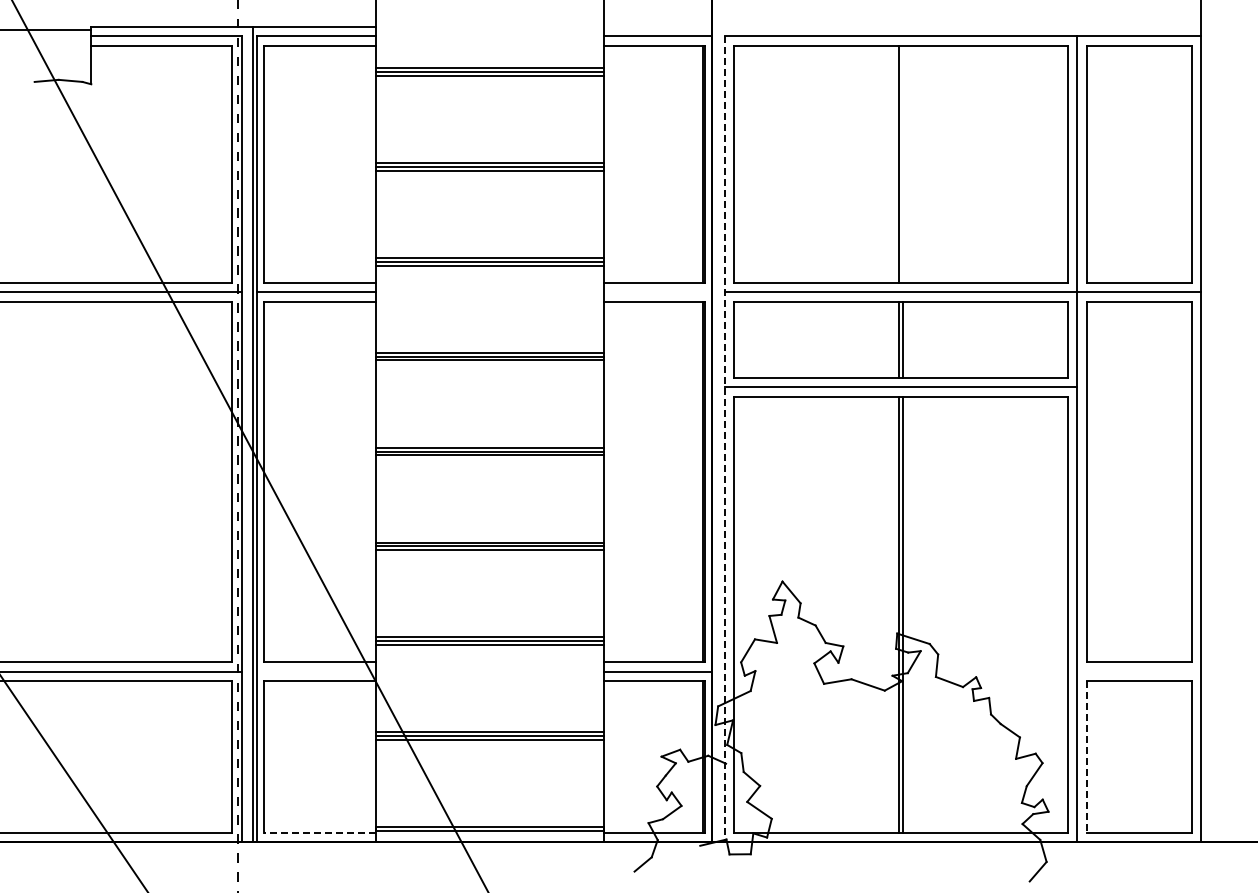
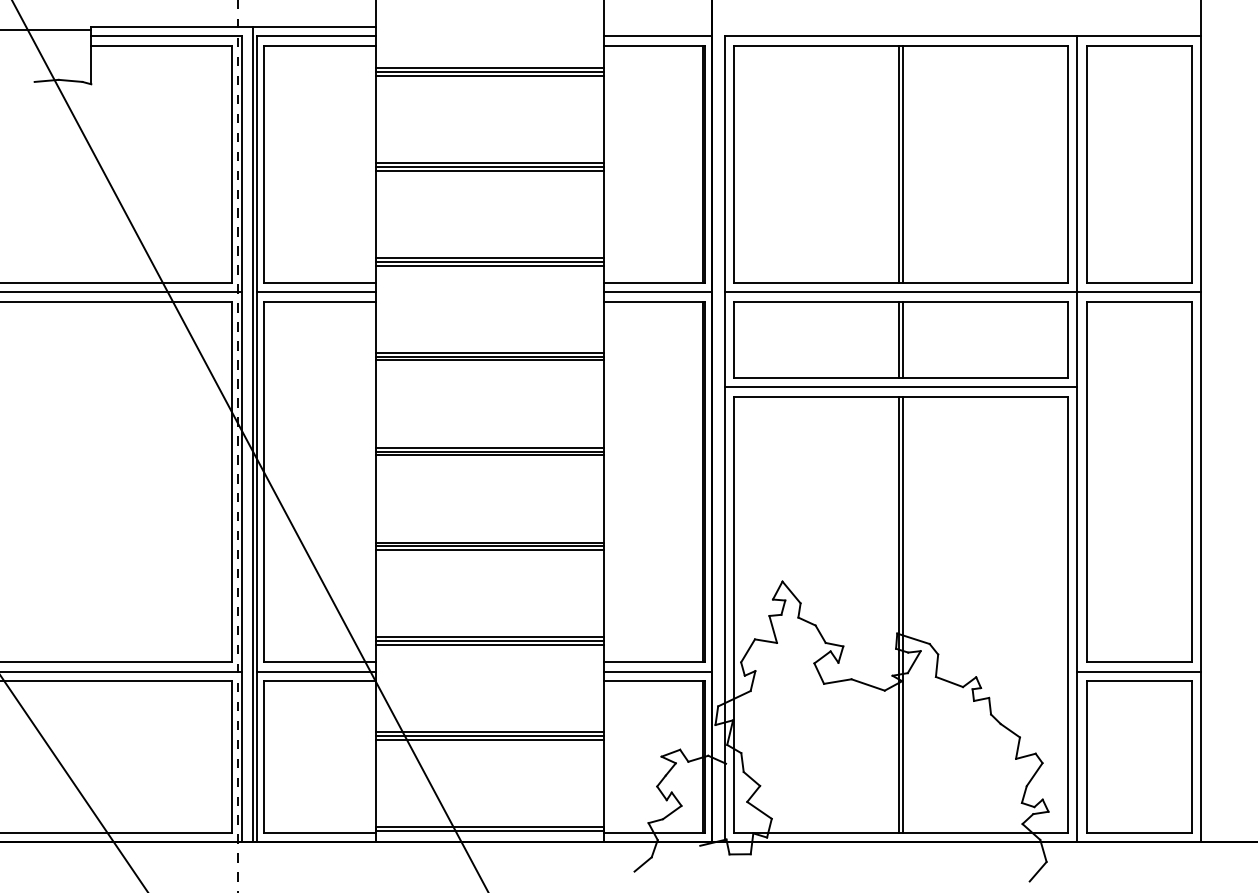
line: none -> present (902, 163)
line: none -> present (657, 292)
line: dashed -> solid (724, 439)
line: none -> present (316, 671)
line: none -> present (1139, 671)
line: dashed -> solid (1086, 756)
line: dashed -> solid (319, 832)
